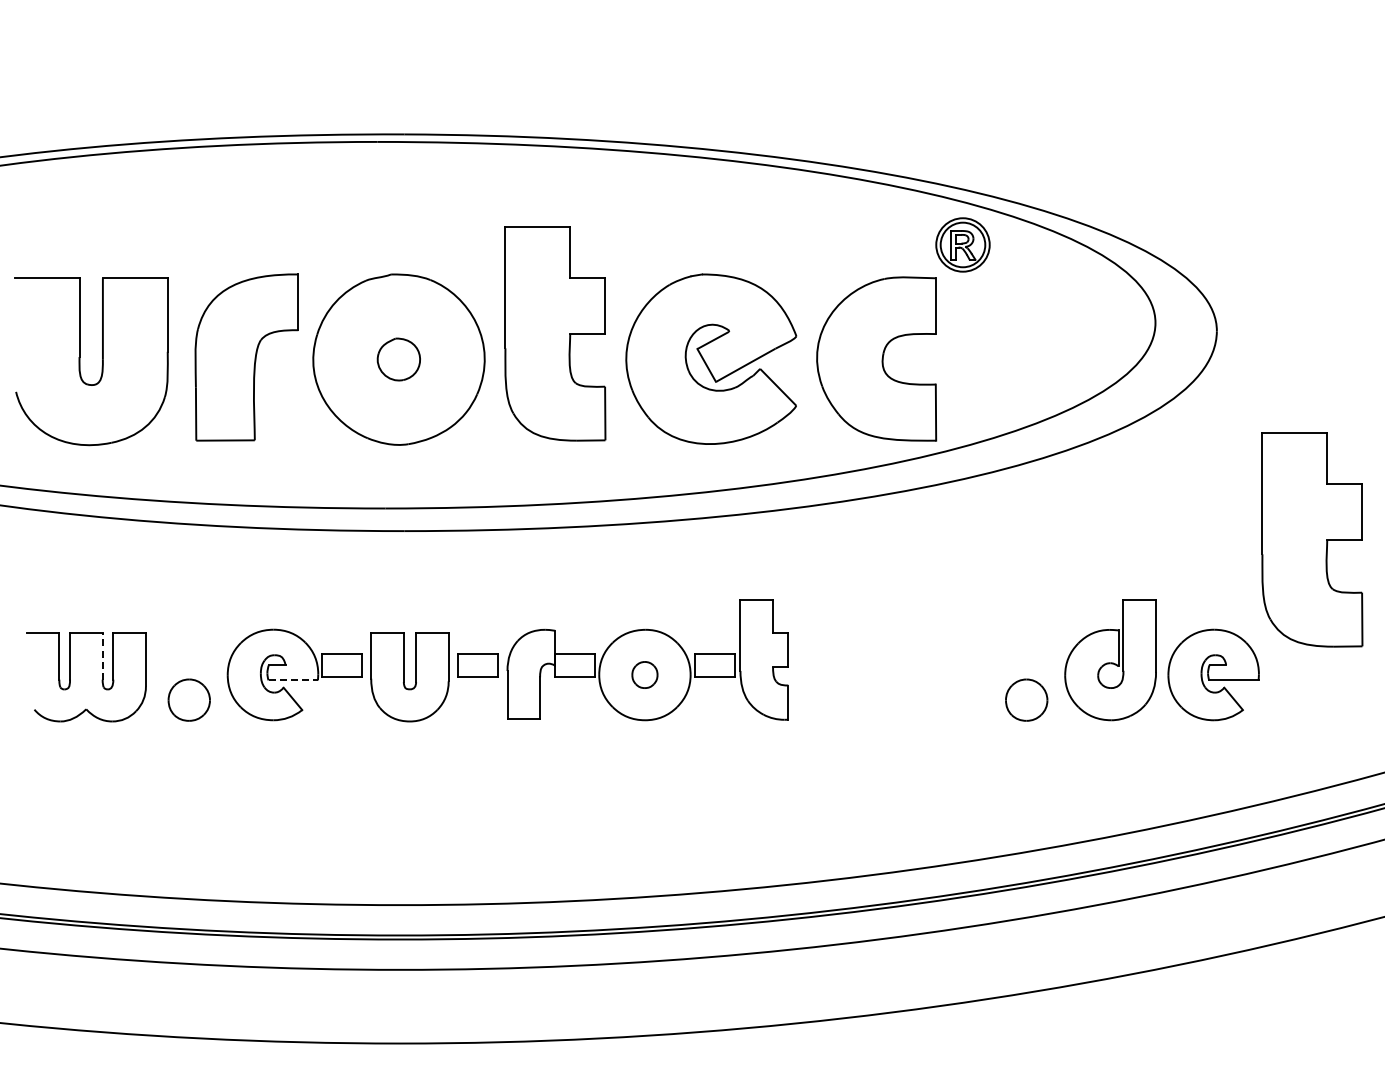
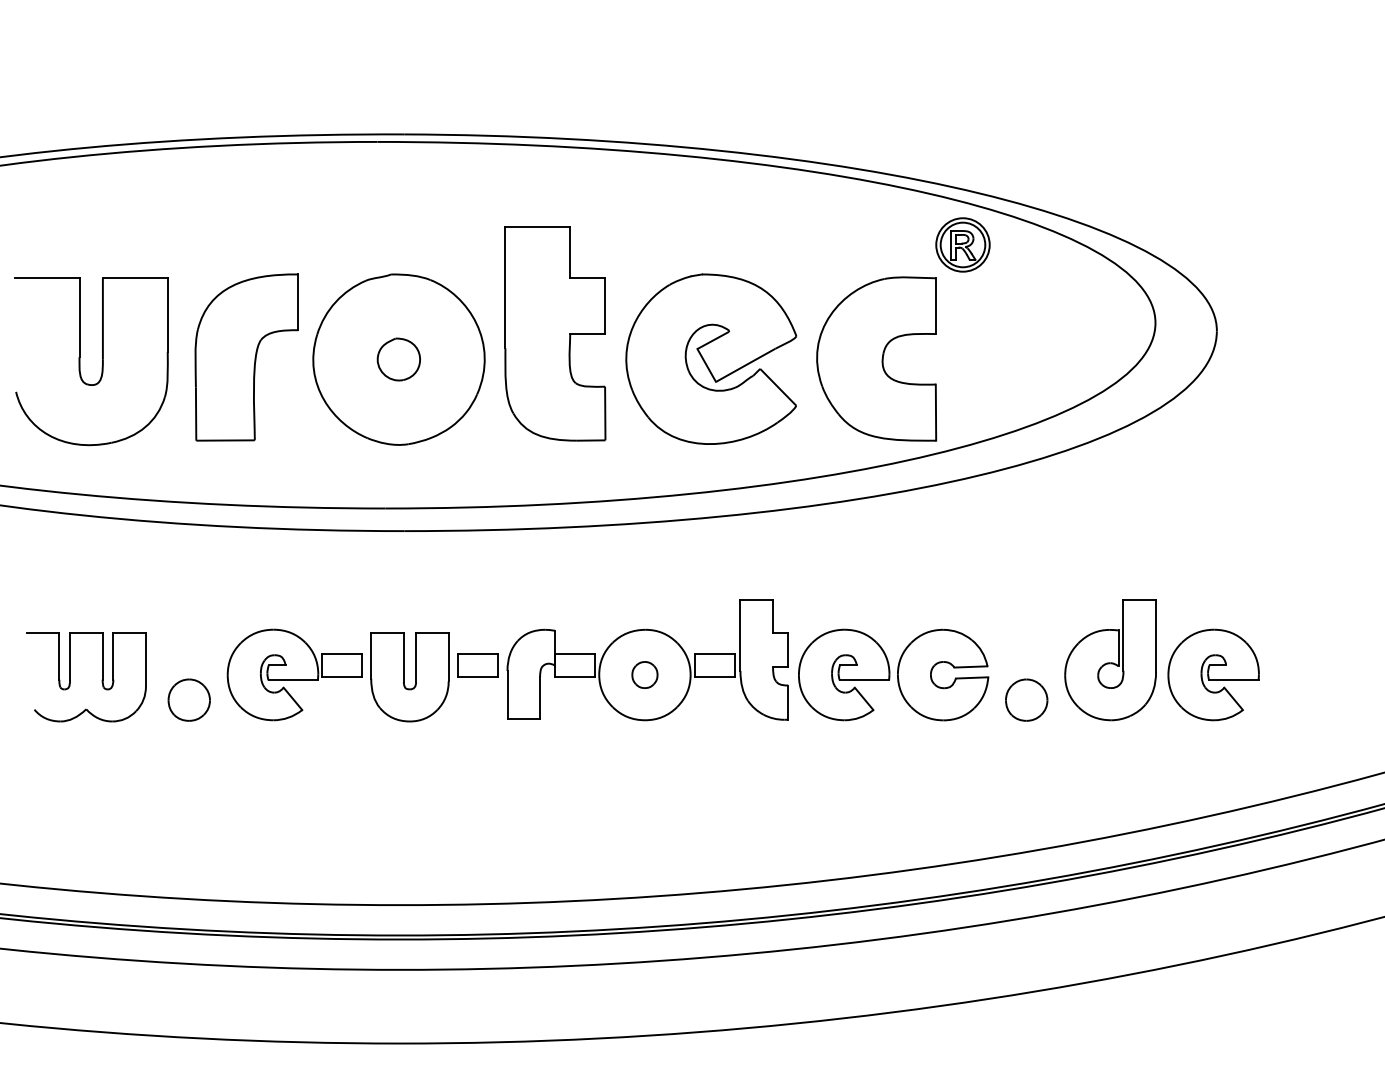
part: present -> none (1312, 539)
line: dashed -> solid (102, 655)
part: none -> present (893, 674)
line: dashed -> solid (293, 680)
